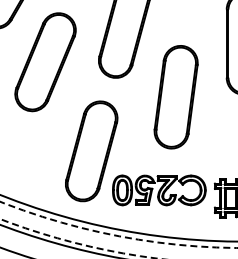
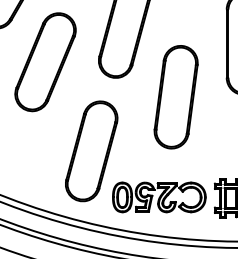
part position: (159, 190) -> (159, 197) (159, 197)
arc: dashed -> solid (118, 236)
circle: dashed -> solid (79, 238)
